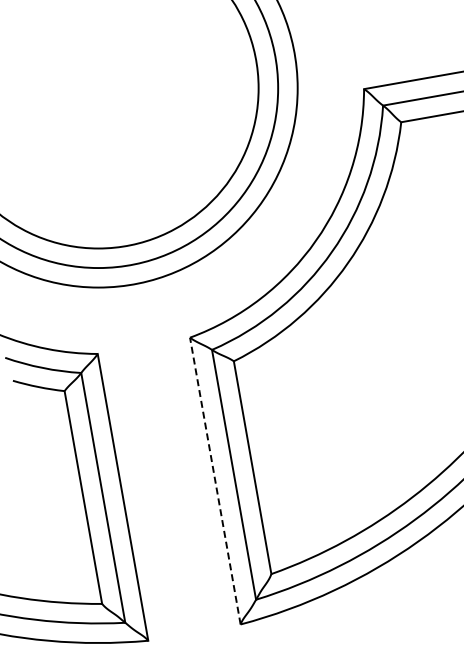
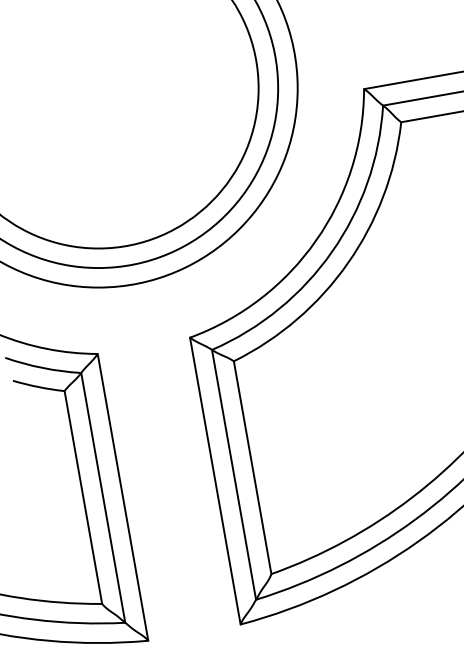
line: dashed -> solid (215, 481)
